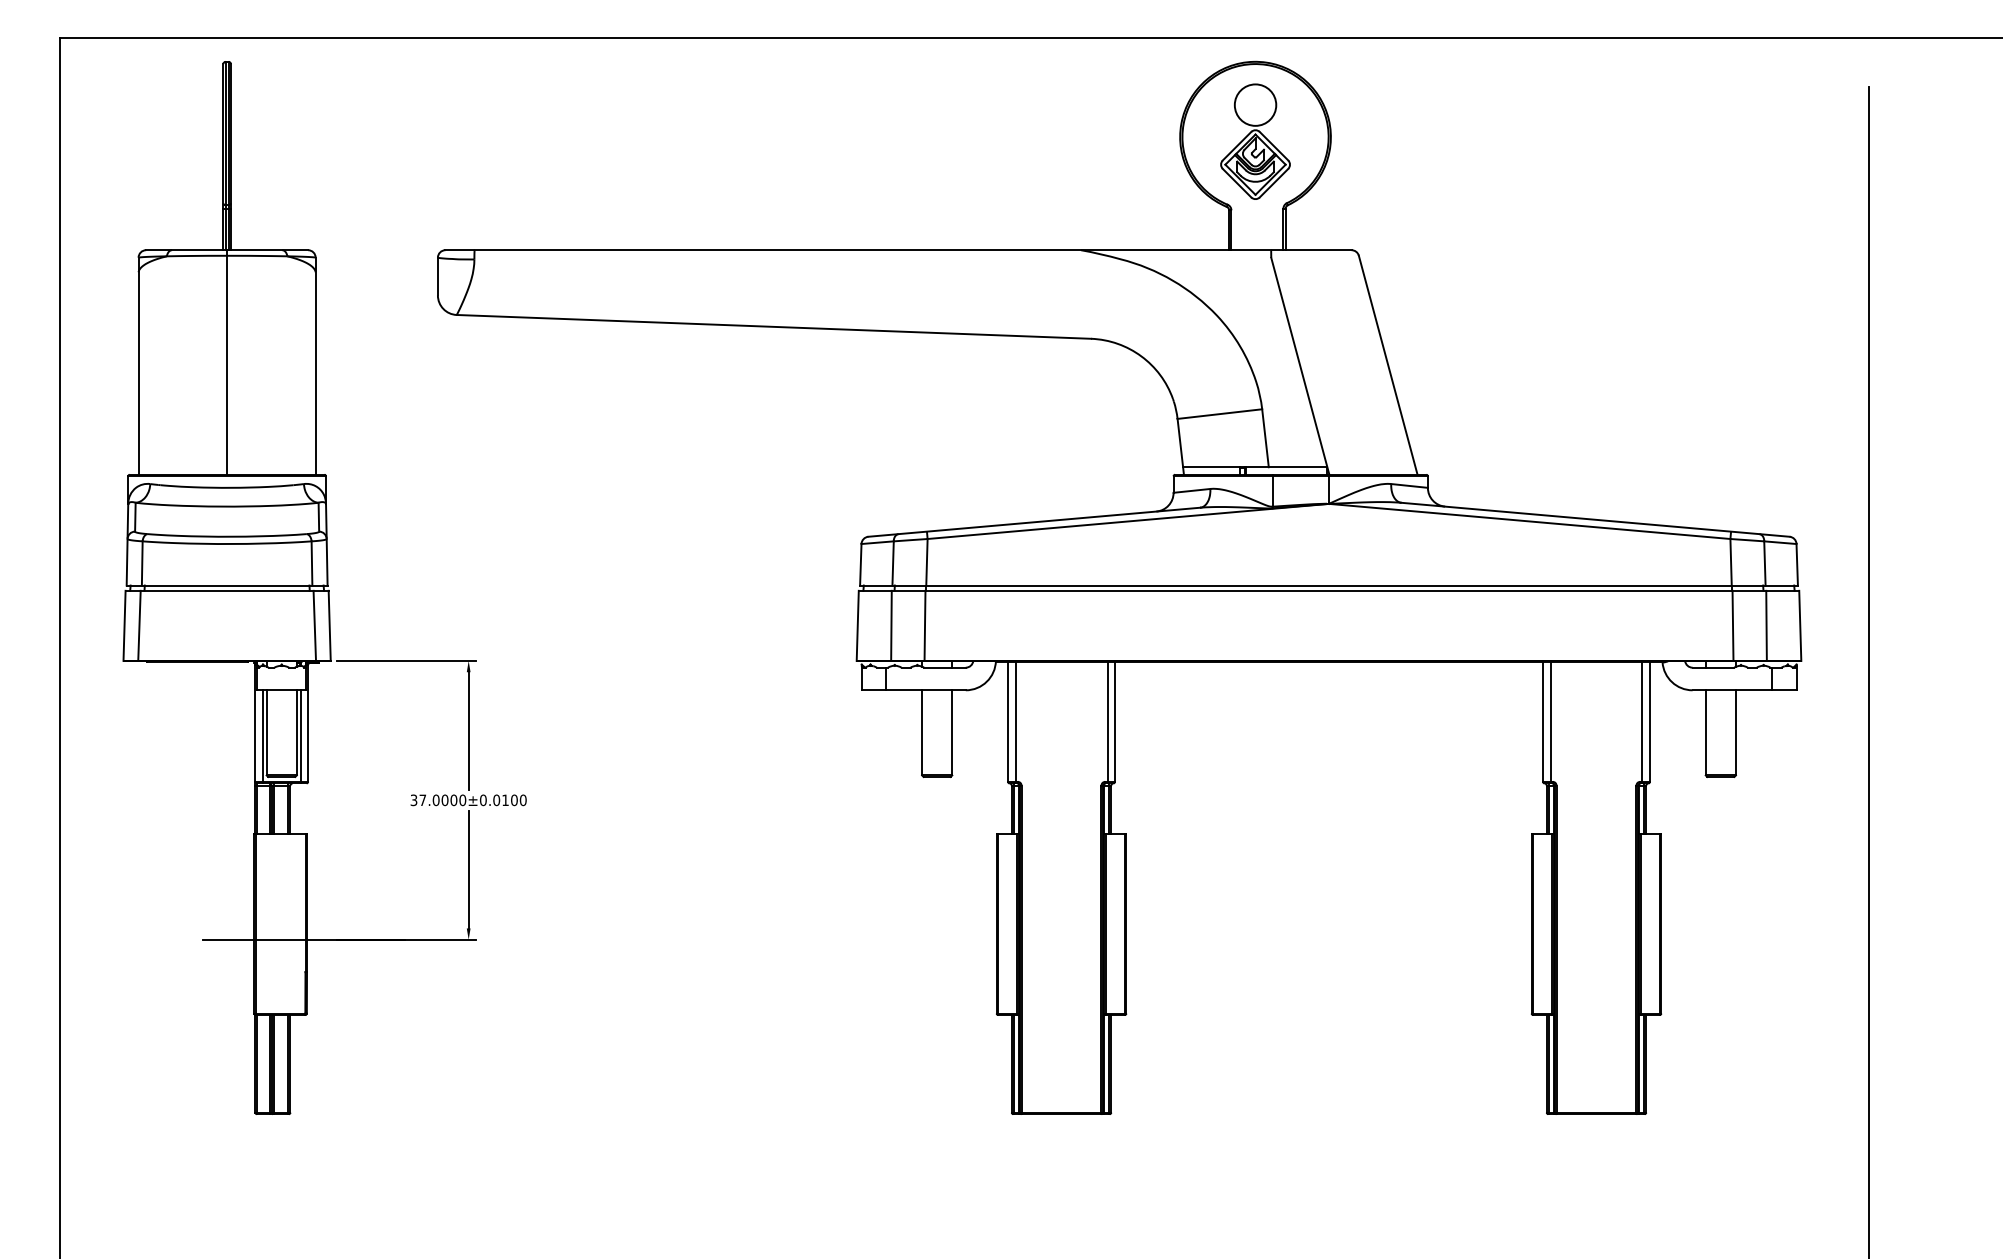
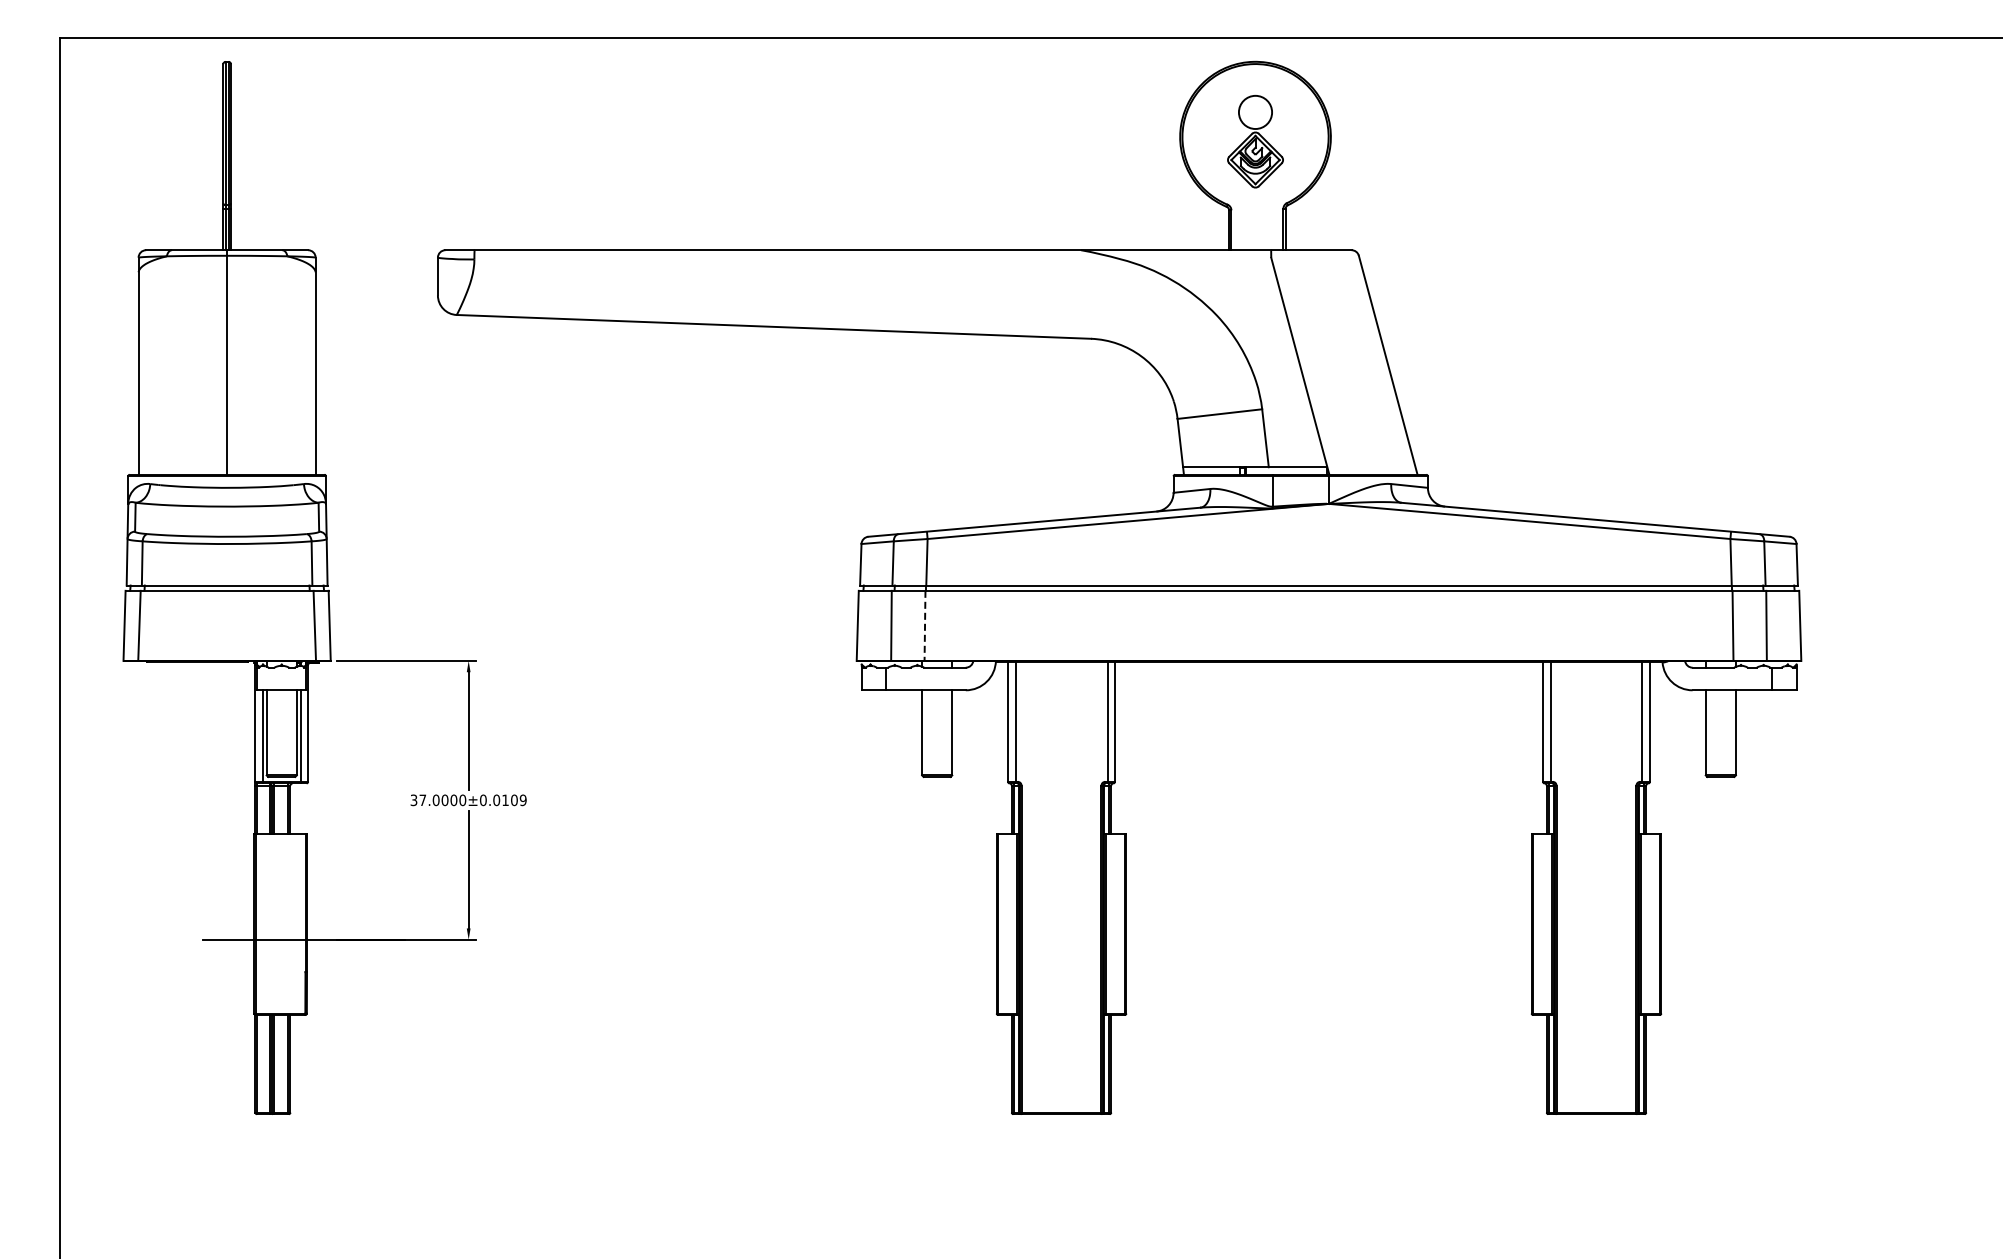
part size: 71x117 px -> 57x94 px (1255, 141)
line: solid -> dashed (925, 626)
line: present -> none (1869, 671)
text: 37.0000±0.0100 -> 37.0000±0.0109 (522, 800)
